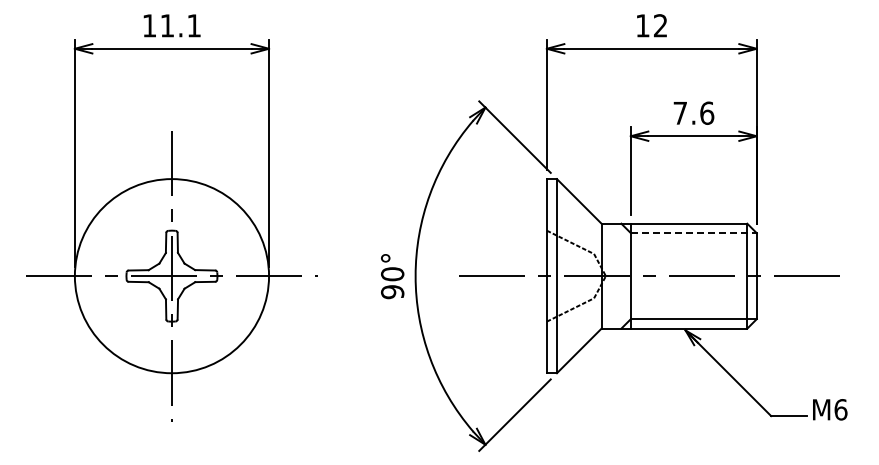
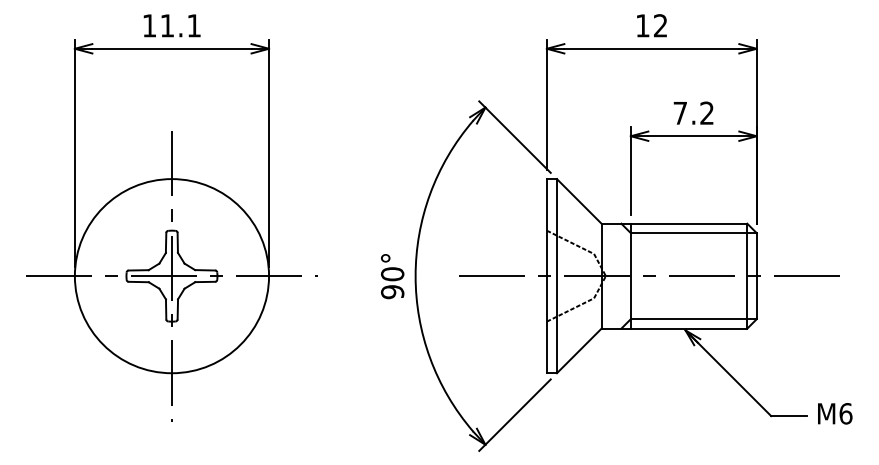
text: 7.6 -> 7.2 (707, 112)
line: dashed -> solid (693, 233)
text position: (830, 409) -> (835, 413) (835, 413)
